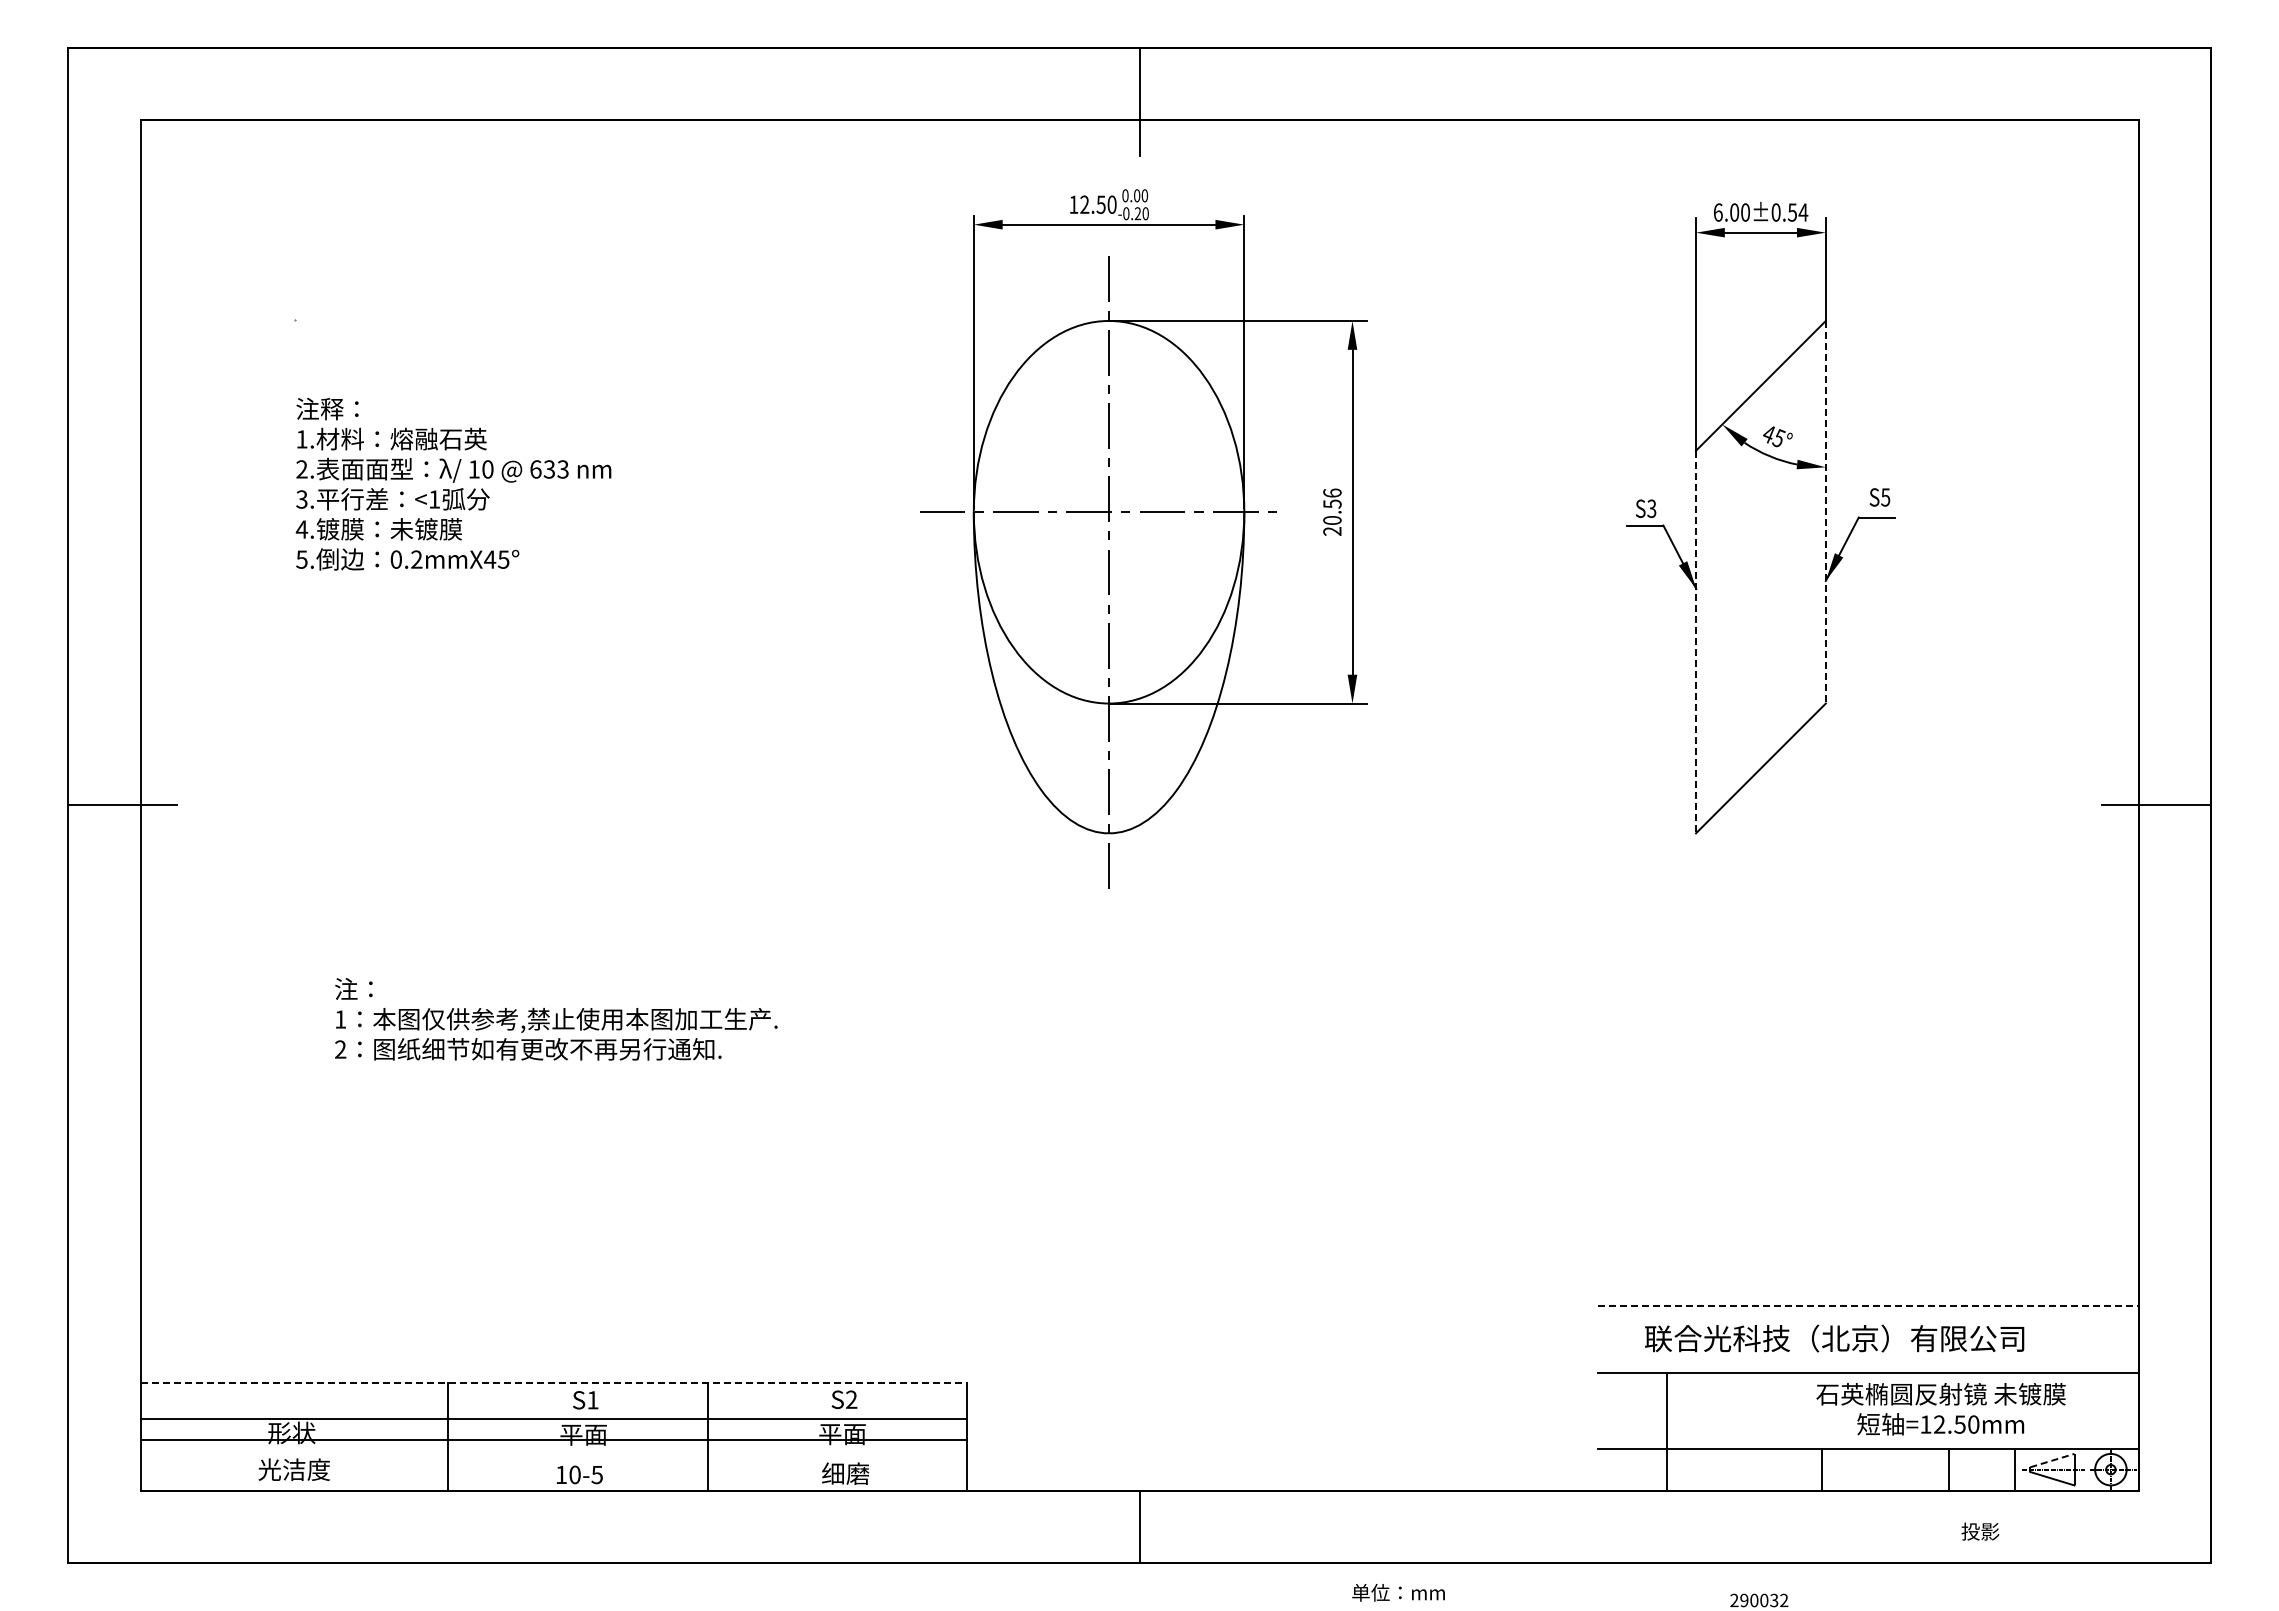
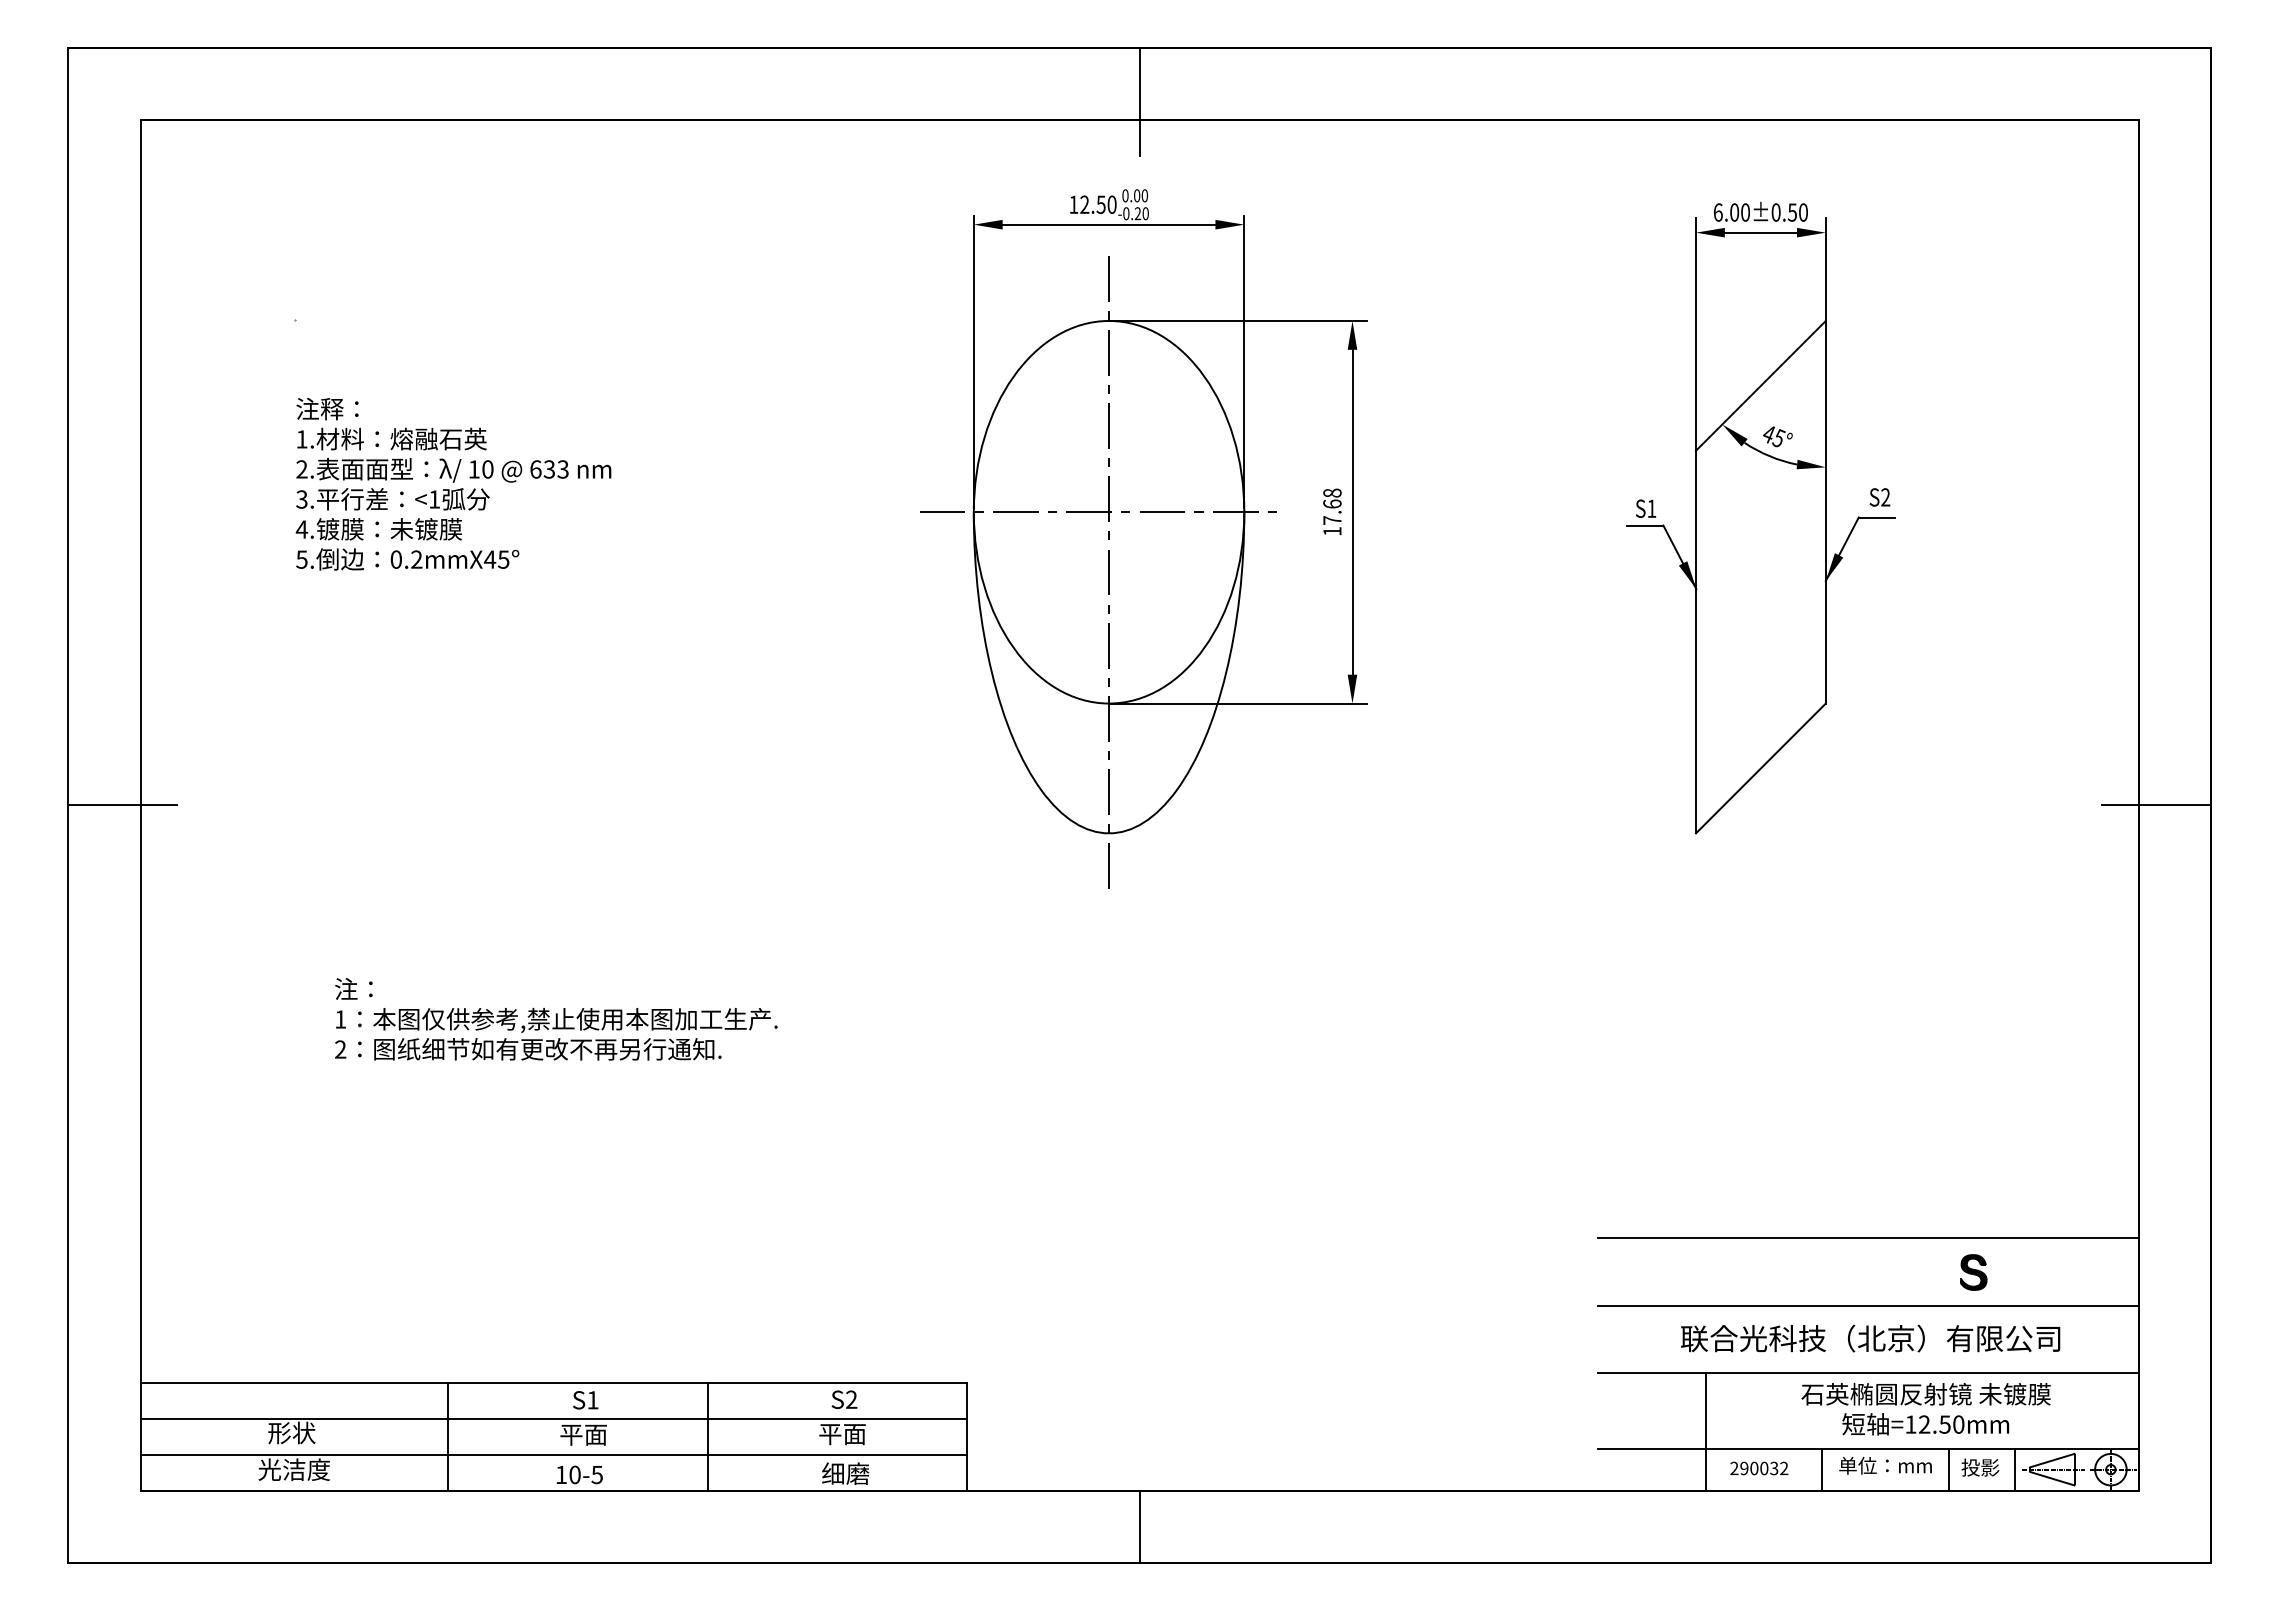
text: 6.00±0.54 -> 6.00±0.50 (1803, 212)
text: S5 -> S2 (1885, 497)
text: S3 -> S1 (1651, 508)
text: 20.56 -> 17.68 (1332, 511)
line: dashed -> solid (1825, 512)
line: dashed -> solid (1695, 642)
line: none -> present (1867, 1238)
part: none -> present (1973, 1272)
line: dashed -> solid (1868, 1305)
text position: (1834, 1338) -> (1870, 1338) (1870, 1338)
line: dashed -> solid (554, 1382)
text position: (1940, 1409) -> (1925, 1409) (1925, 1409)
line position: (1667, 1431) -> (1706, 1431) (1706, 1431)
line position: (553, 1439) -> (553, 1454) (553, 1454)
line: dashed -> solid (2052, 1460)
text position: (1980, 1531) -> (1980, 1467) (1980, 1467)
text position: (1398, 1592) -> (1885, 1465) (1885, 1465)
text position: (1759, 1600) -> (1759, 1468) (1759, 1468)
